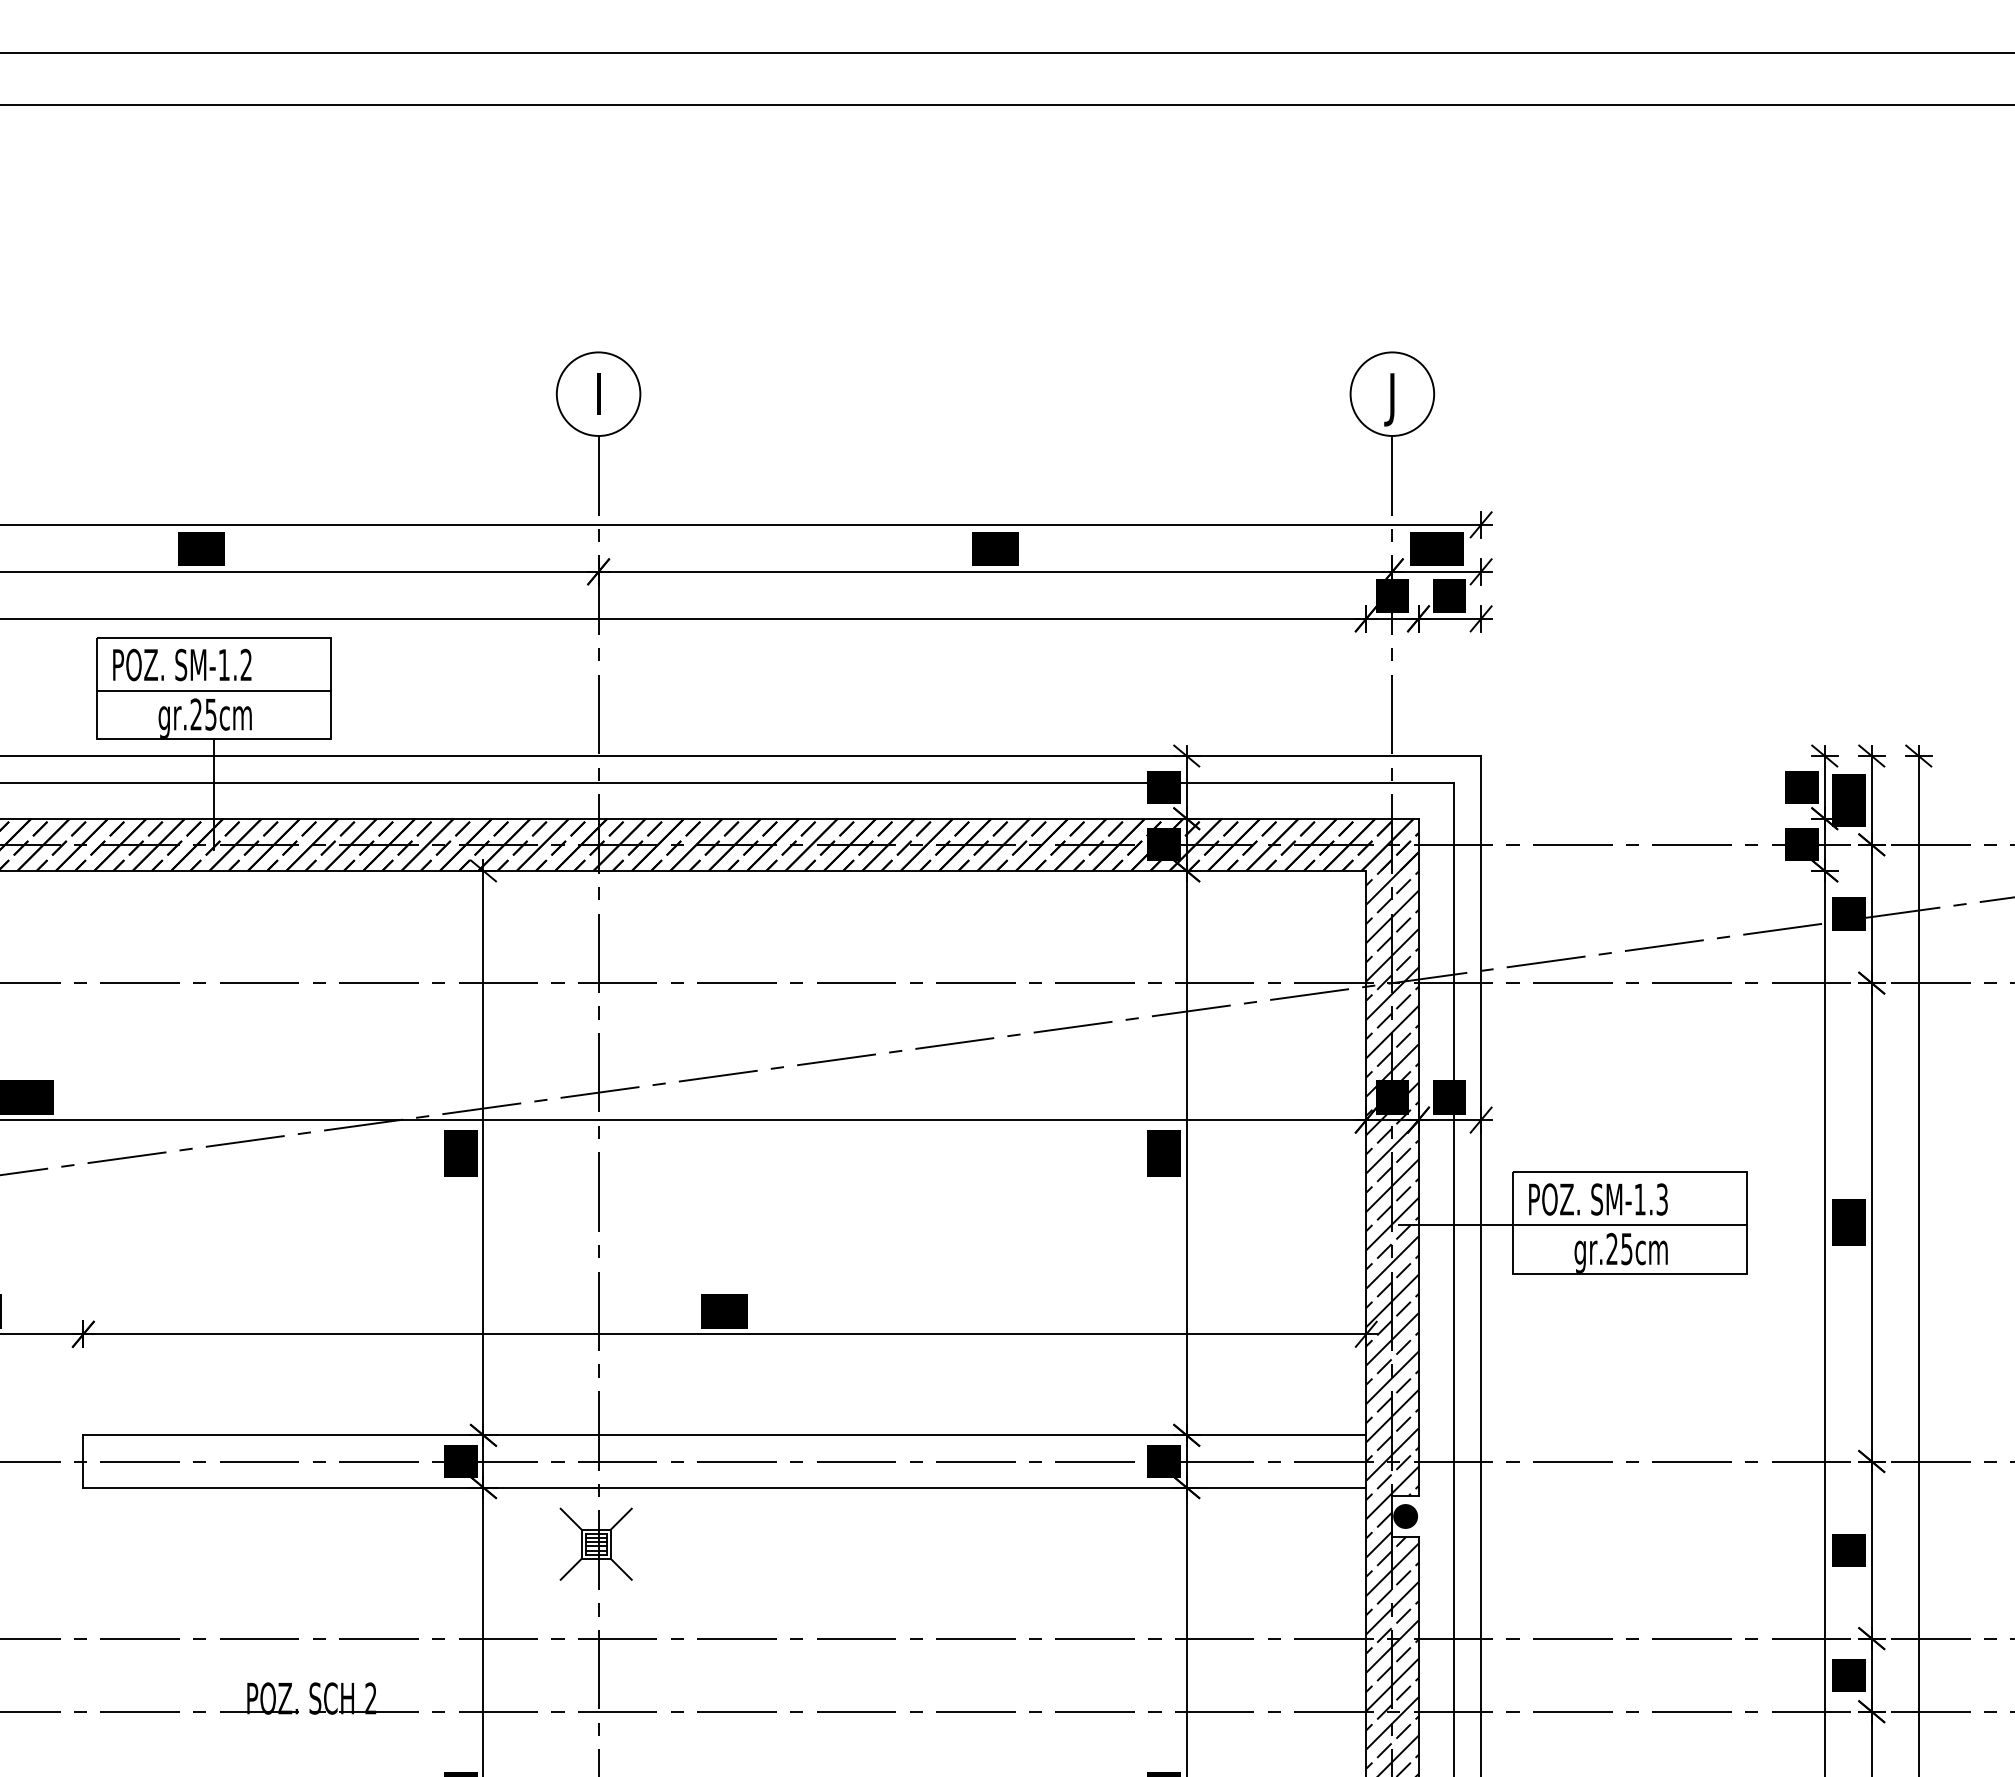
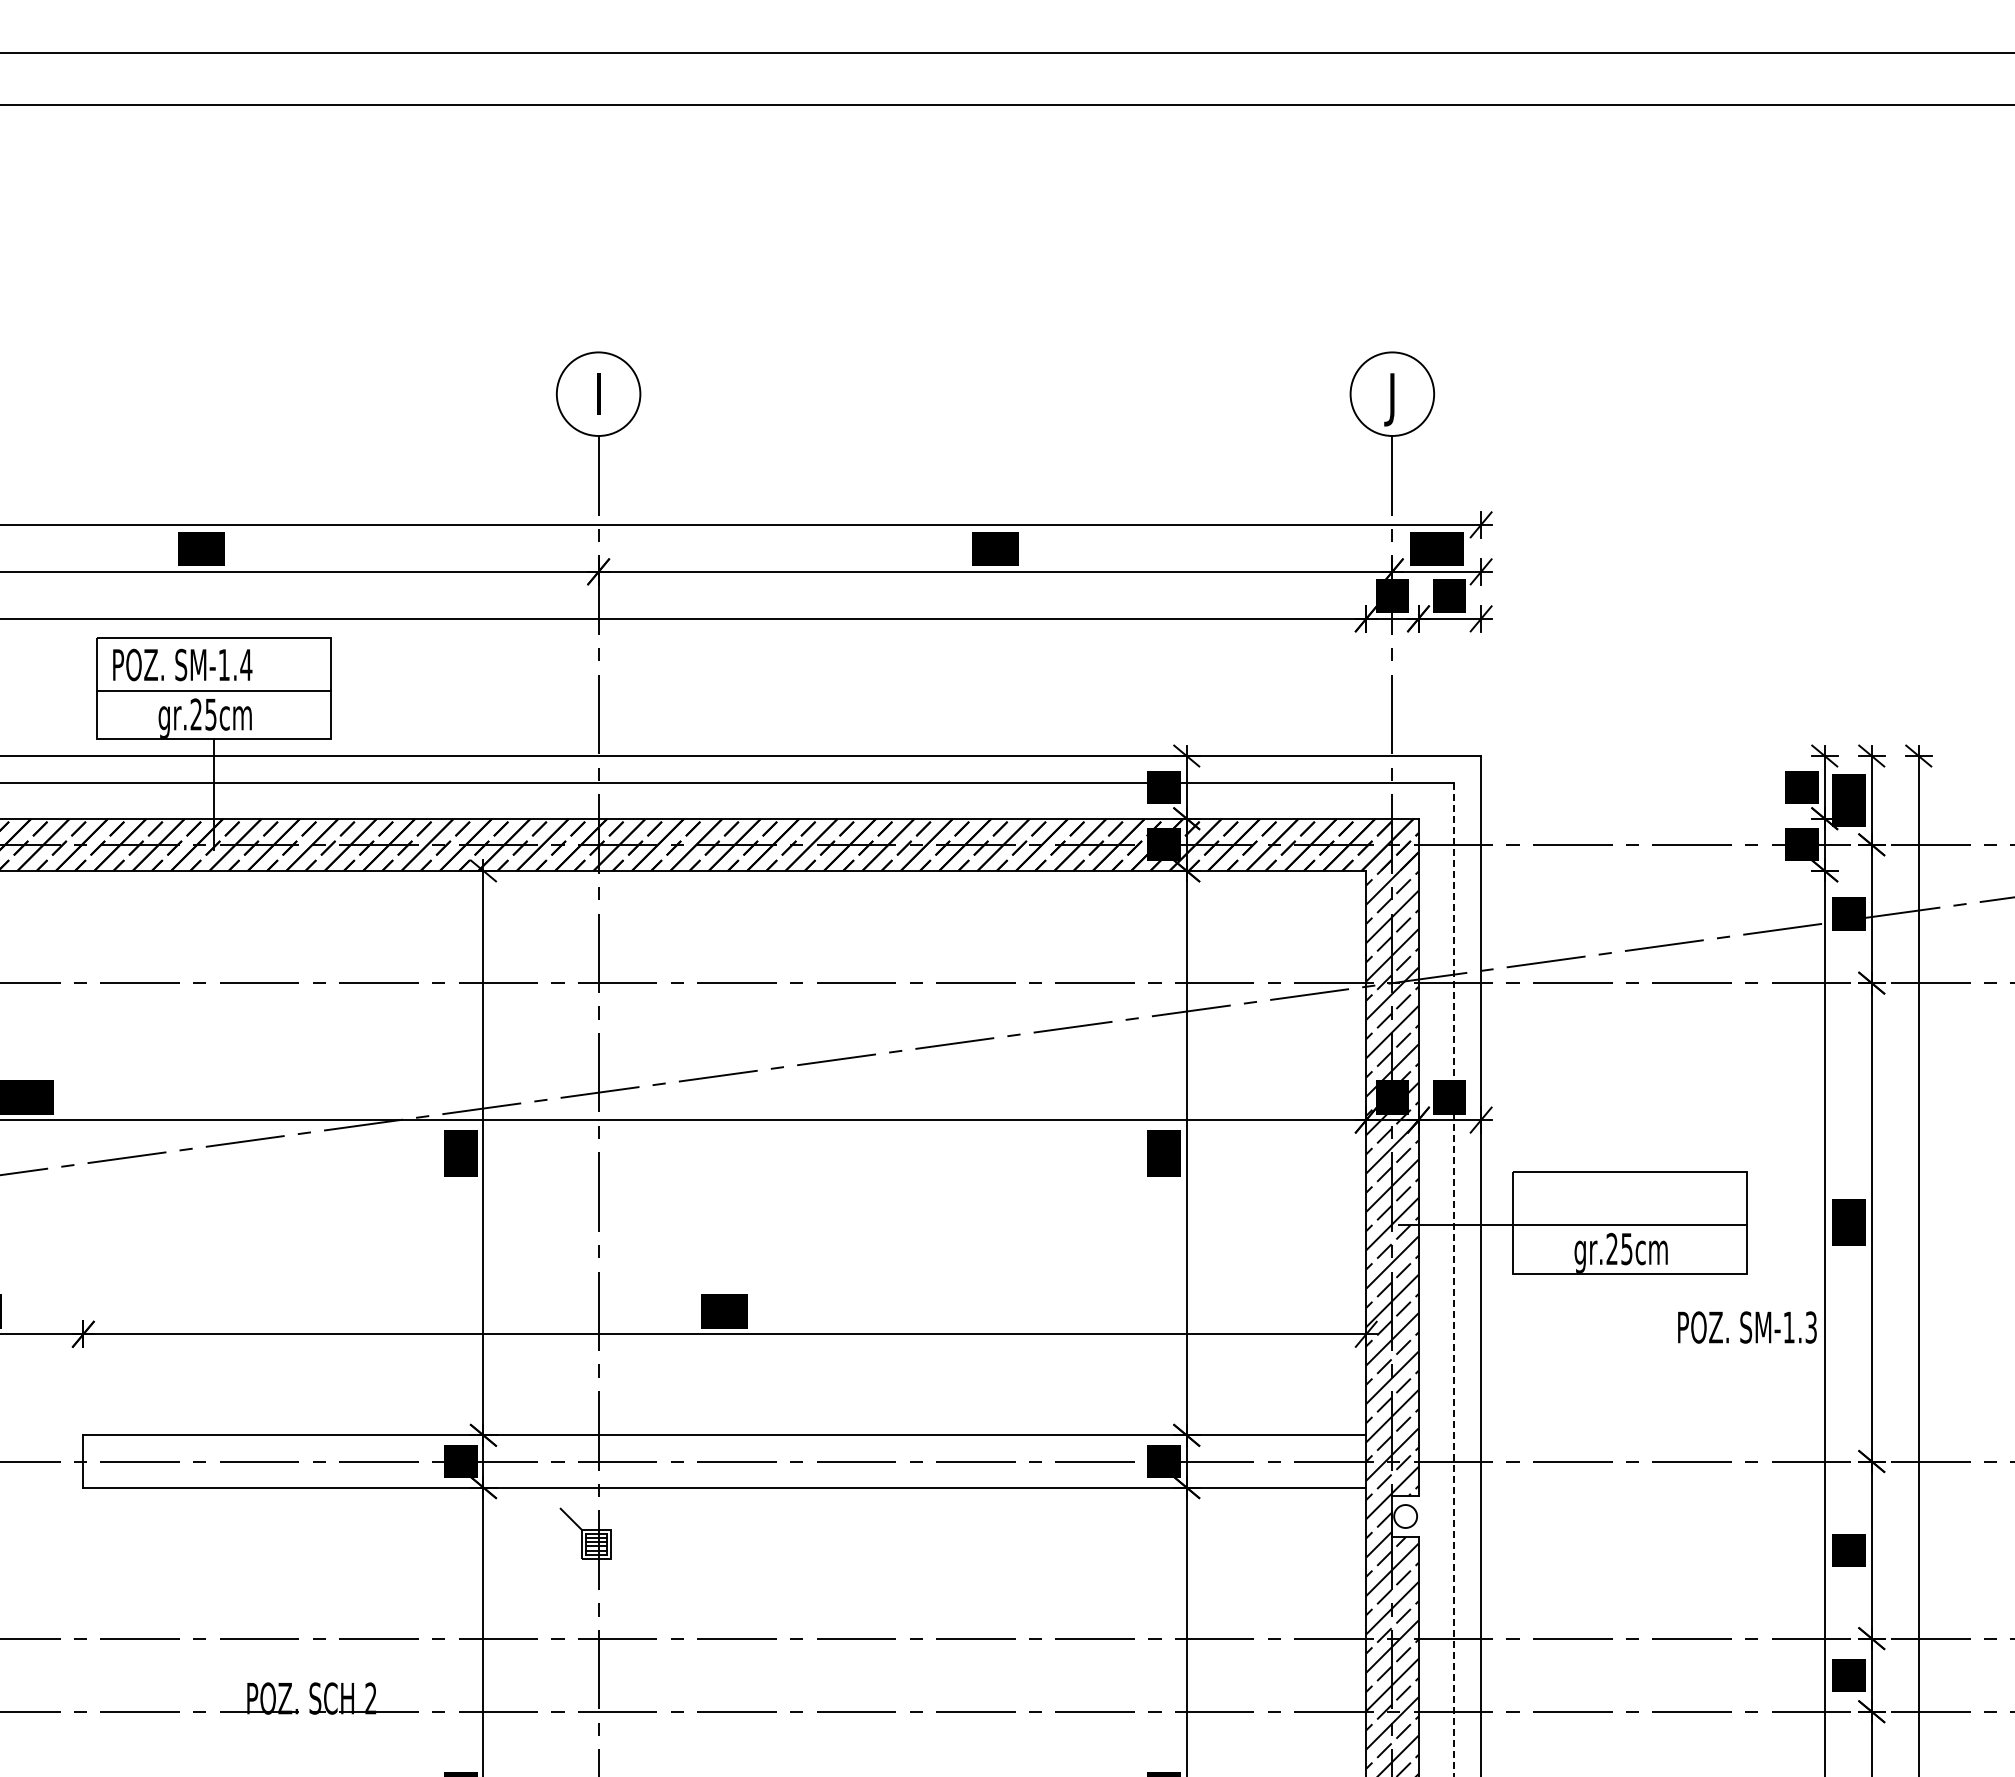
text: SM-1.2 -> SM-1.4 (246, 664)
text position: (1598, 1199) -> (1747, 1327) (1747, 1327)
line: solid -> dashed (1454, 1280)
fill: present -> none (1405, 1516)
line: present -> none (620, 1518)
line: present -> none (570, 1568)
line: present -> none (620, 1568)
